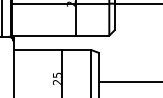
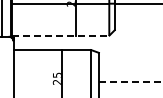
line: solid -> dashed (61, 35)
line: solid -> dashed (130, 82)
